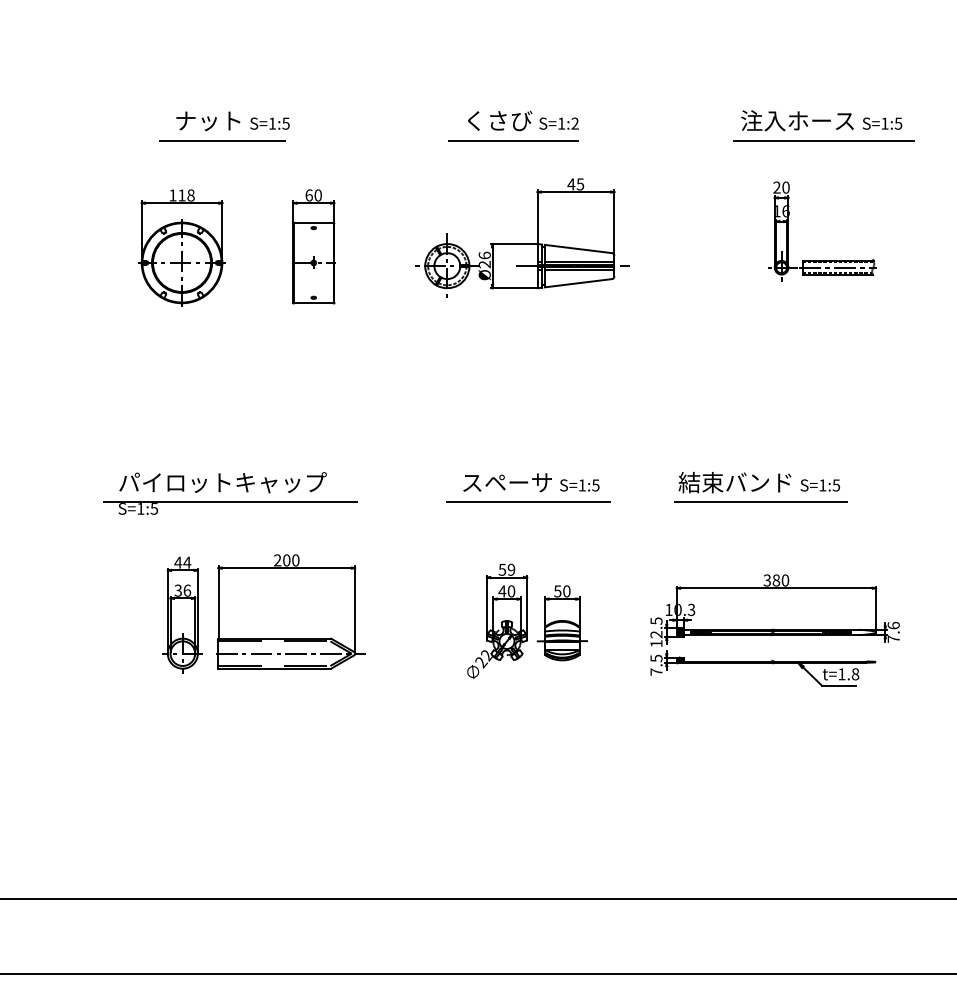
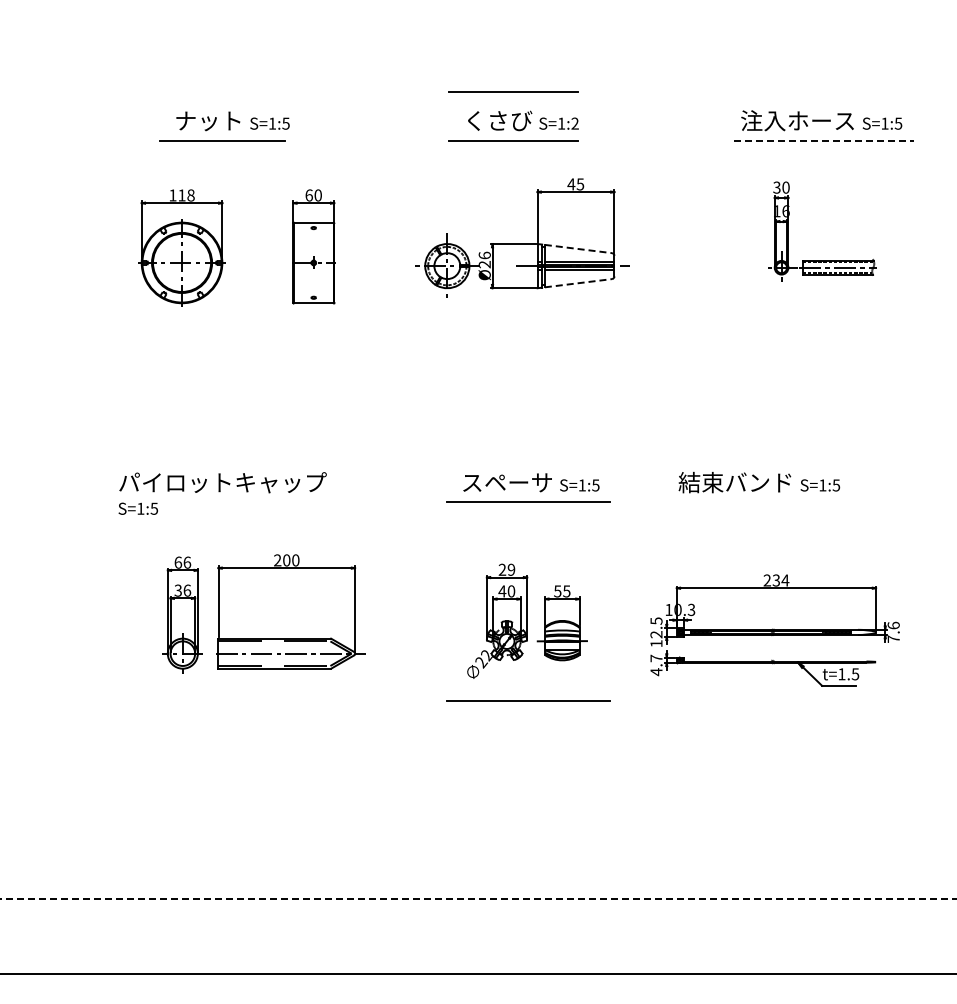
line: none -> present (513, 91)
line: solid -> dashed (824, 140)
text: 20 -> 30 (776, 187)
line: solid -> dashed (578, 249)
line: solid -> dashed (578, 283)
line: present -> none (230, 502)
line: present -> none (760, 502)
text: 44 -> 66 (182, 562)
text: 59 -> 29 (502, 569)
text: 380 -> 234 (776, 580)
text: 50 -> 55 (566, 591)
text: 7.5 -> 4.7 (656, 665)
text: t=1.8 -> t=1.5 (855, 674)
line: none -> present (528, 700)
line: solid -> dashed (478, 898)
